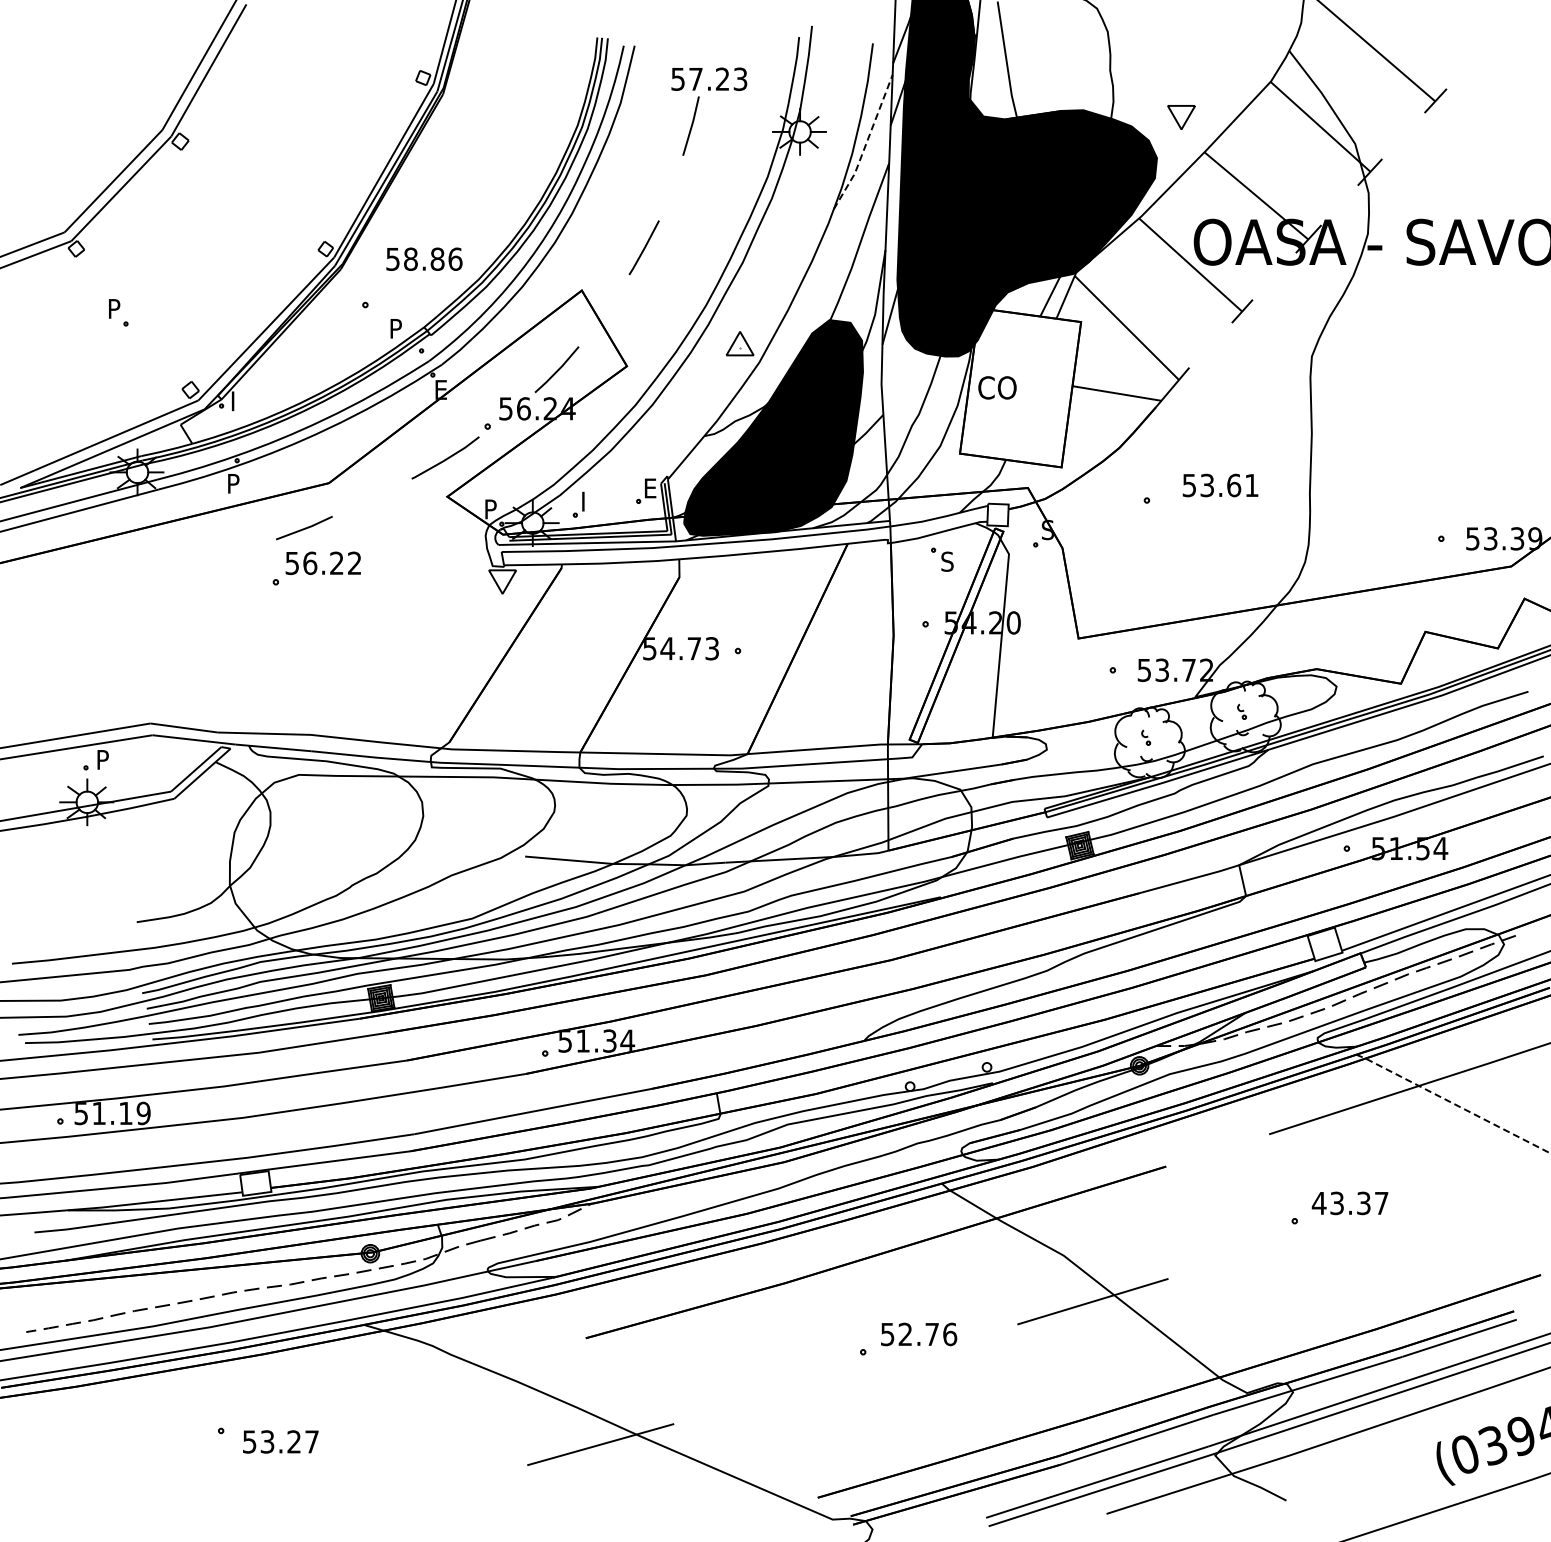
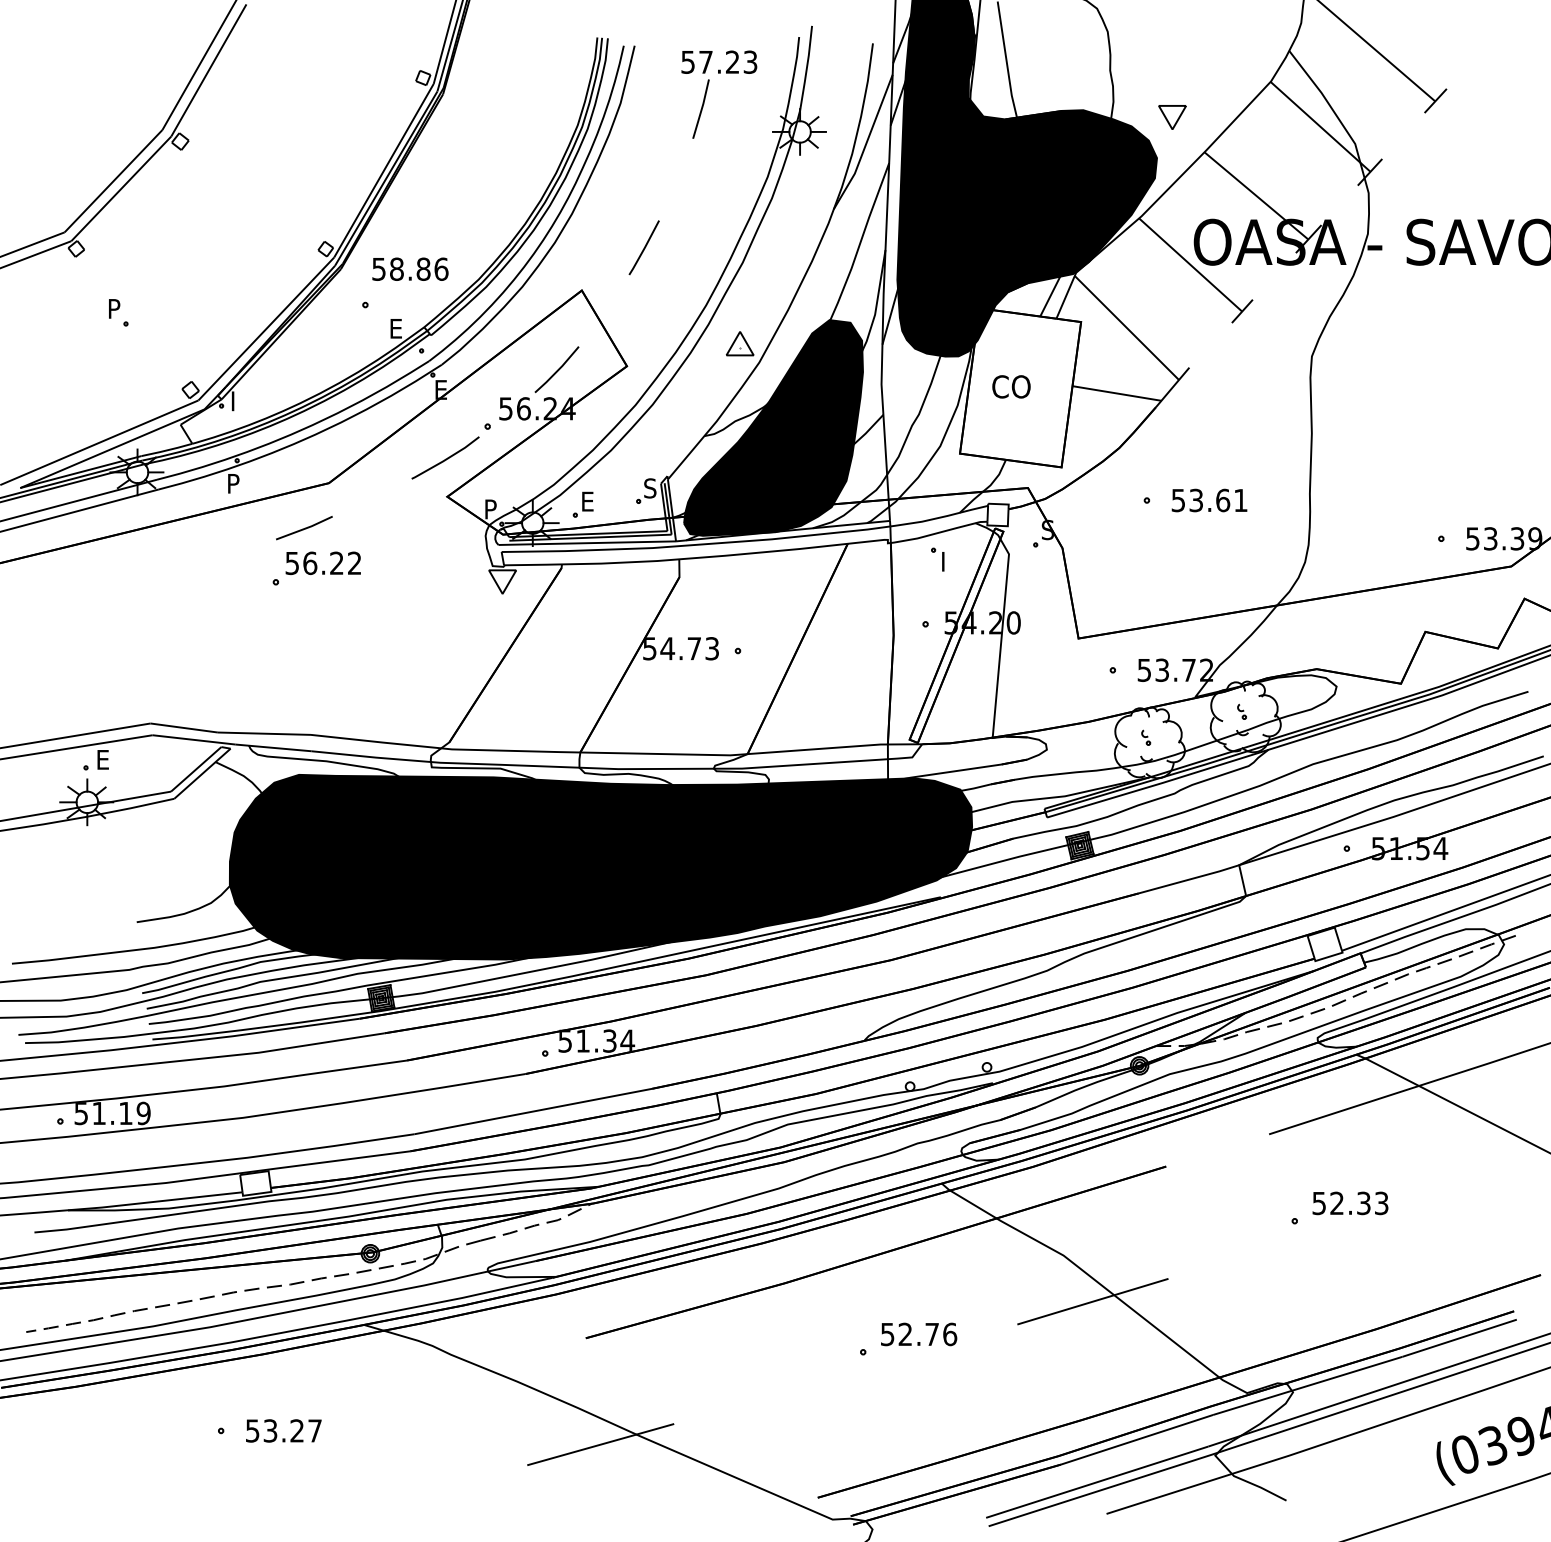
part position: (697, 108) -> (707, 91) (707, 91)
part position: (1181, 117) -> (1172, 117) (1172, 117)
line: dashed -> solid (866, 143)
text position: (424, 258) -> (410, 268) (410, 268)
text: P -> E (397, 328)
text position: (997, 387) -> (1011, 386) (1011, 386)
text position: (1220, 485) -> (1209, 500) (1209, 500)
text: E -> S (650, 488)
text: I -> E (588, 501)
text: S -> I (947, 561)
text: P -> E (104, 759)
fill: none -> present (600, 866)
line: dashed -> solid (1452, 1103)
text: 43.37 -> 52.33 (1349, 1203)
text position: (280, 1441) -> (283, 1430) (283, 1430)
